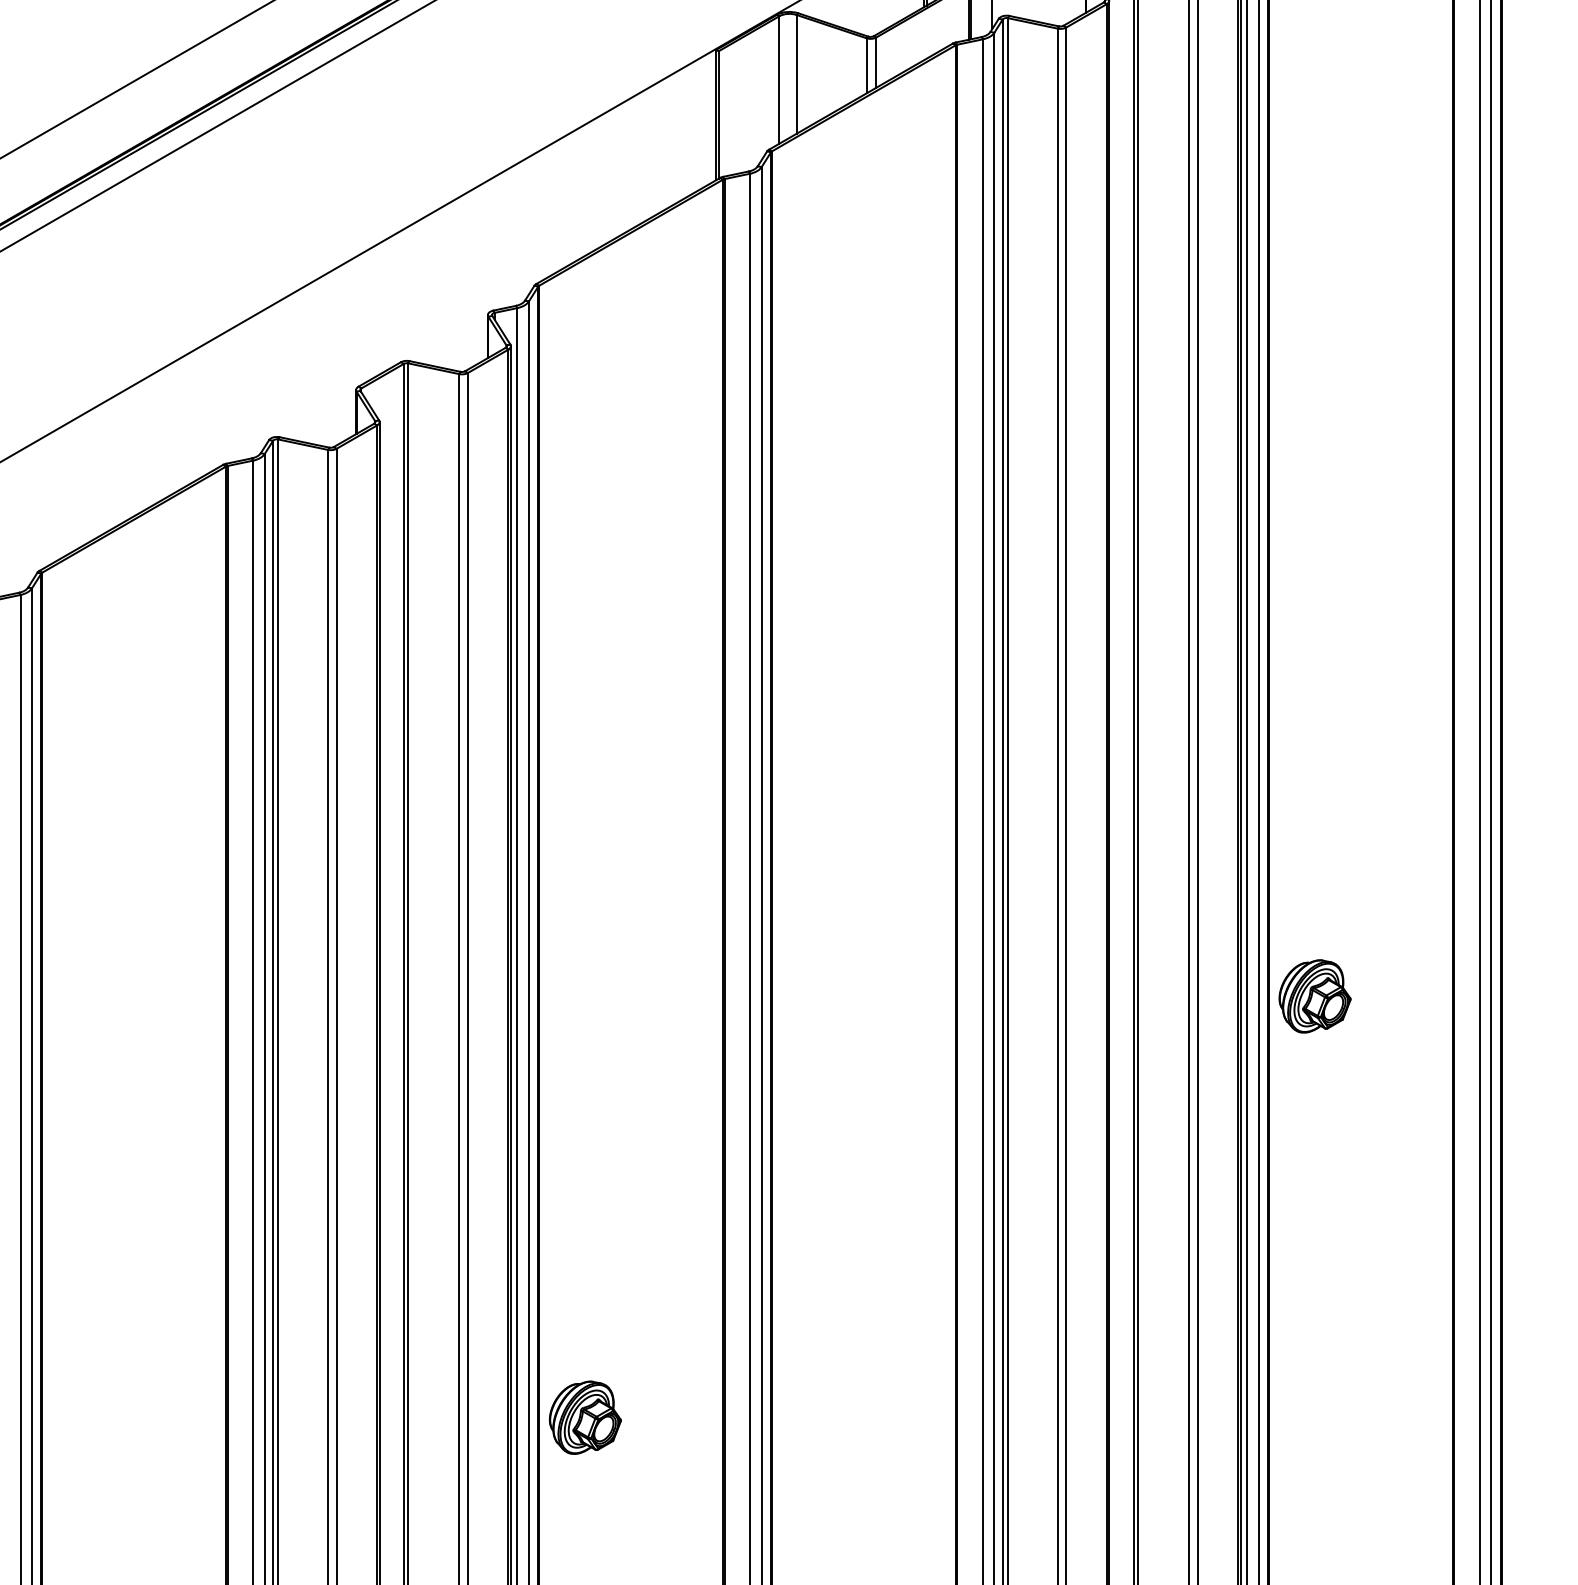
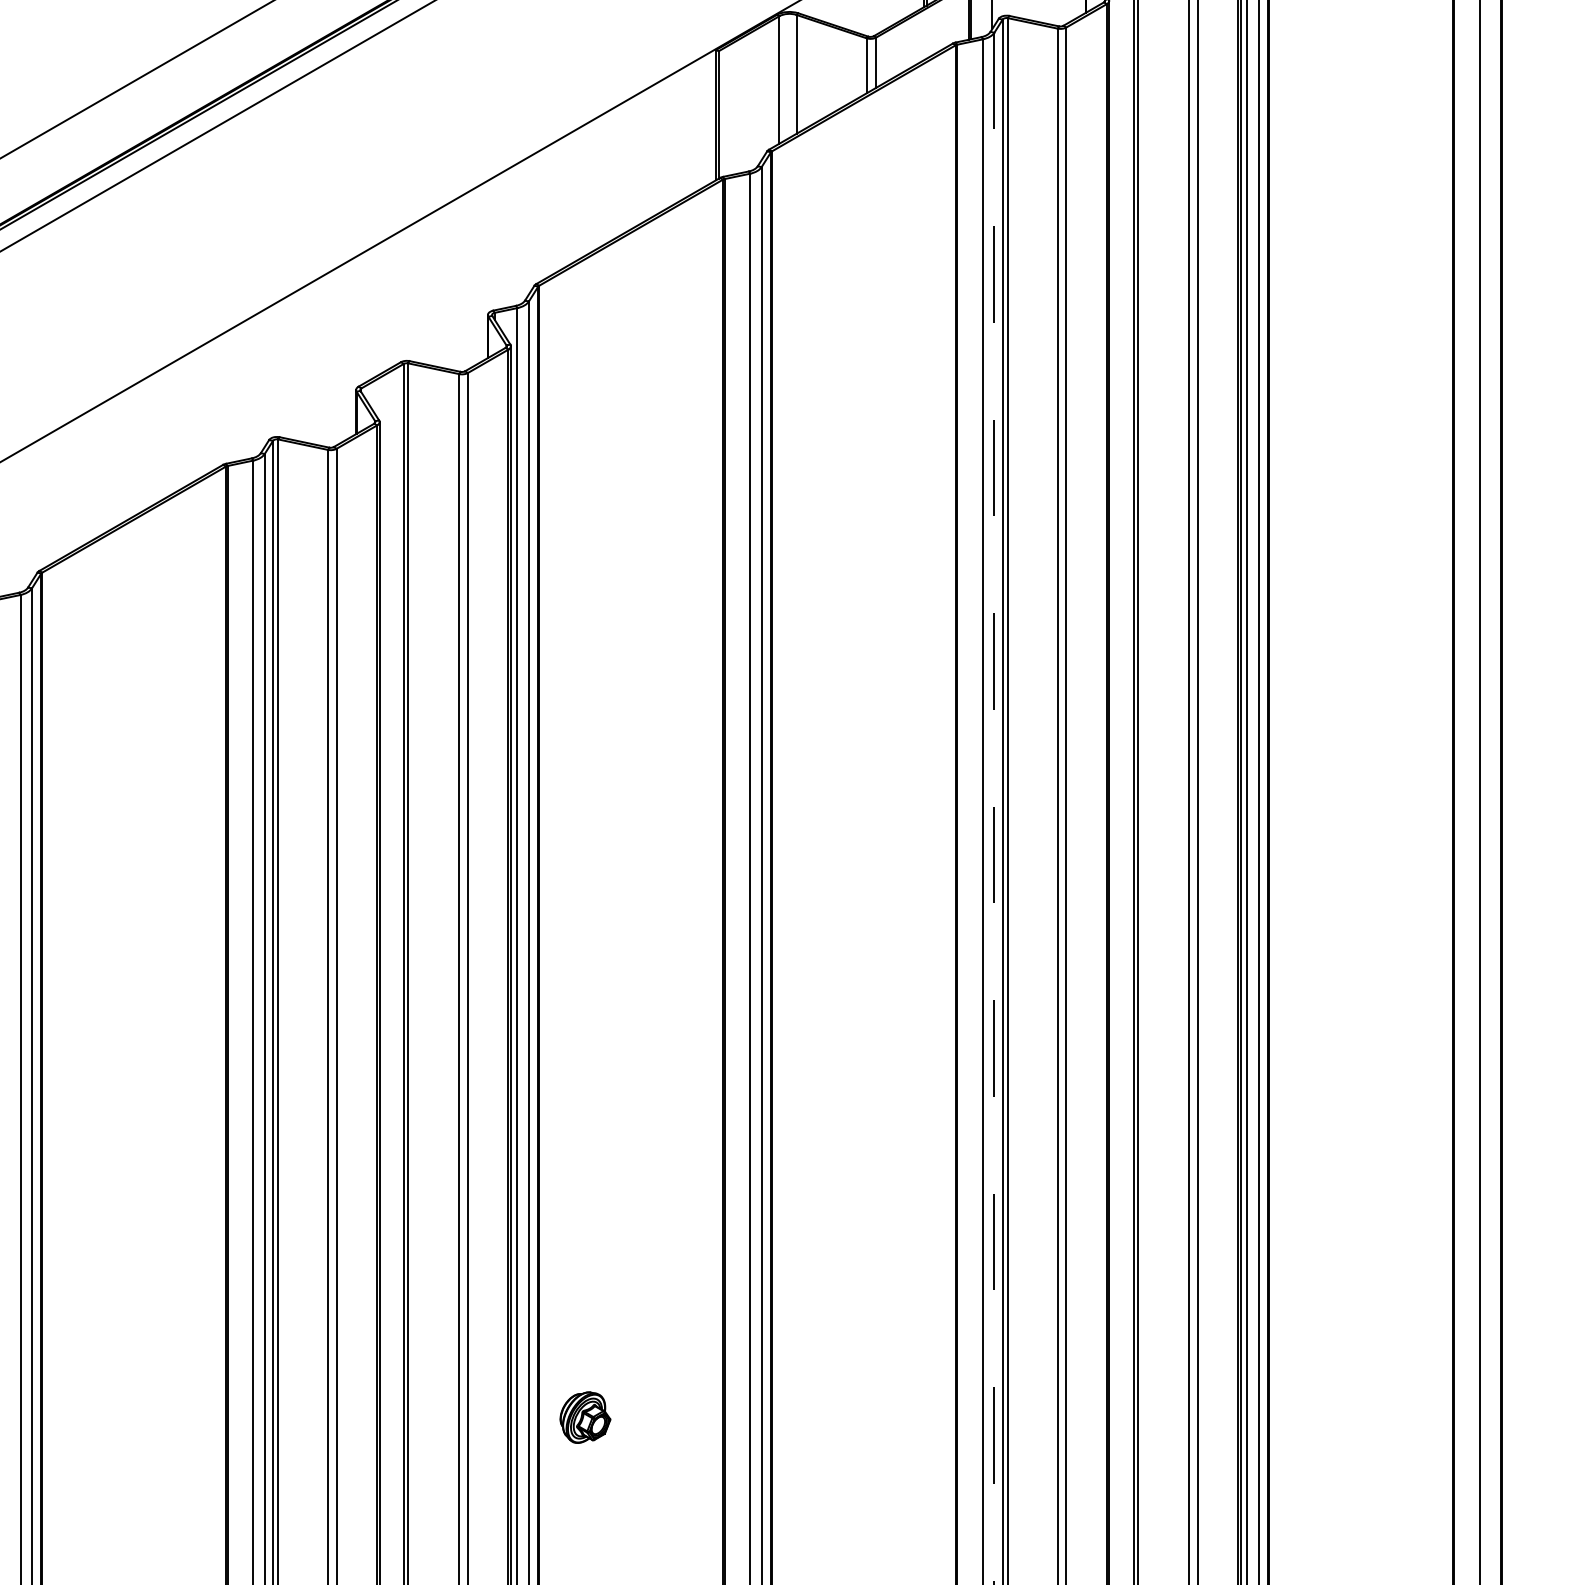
line: present -> none (1491, 791)
line: solid -> dashed (994, 809)
part: present -> none (1314, 996)
part size: 73x75 px -> 53x53 px (585, 1417)
